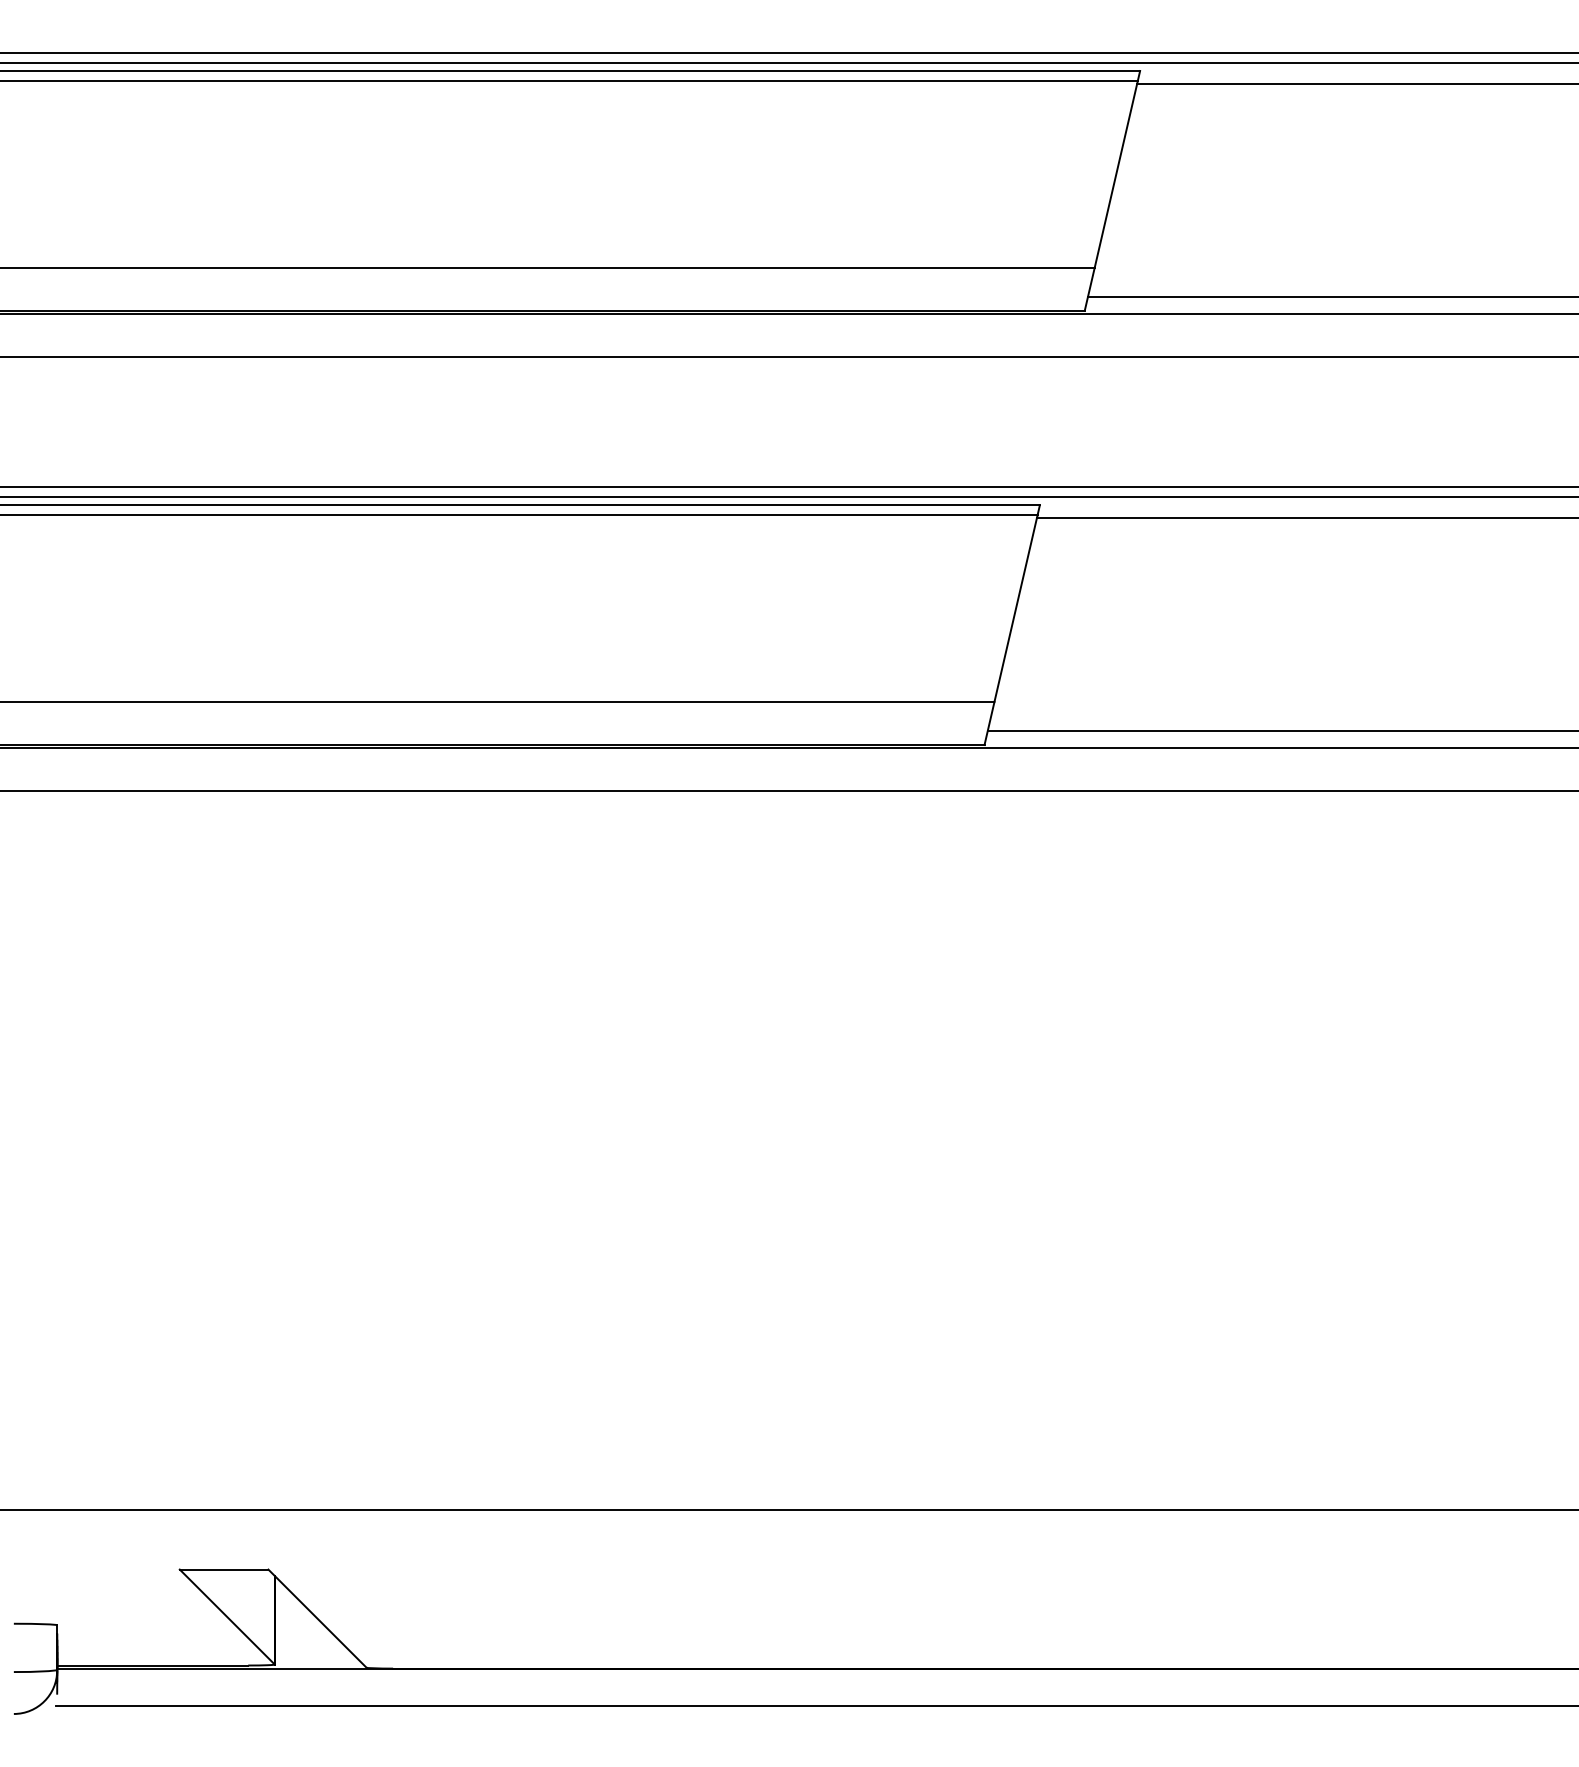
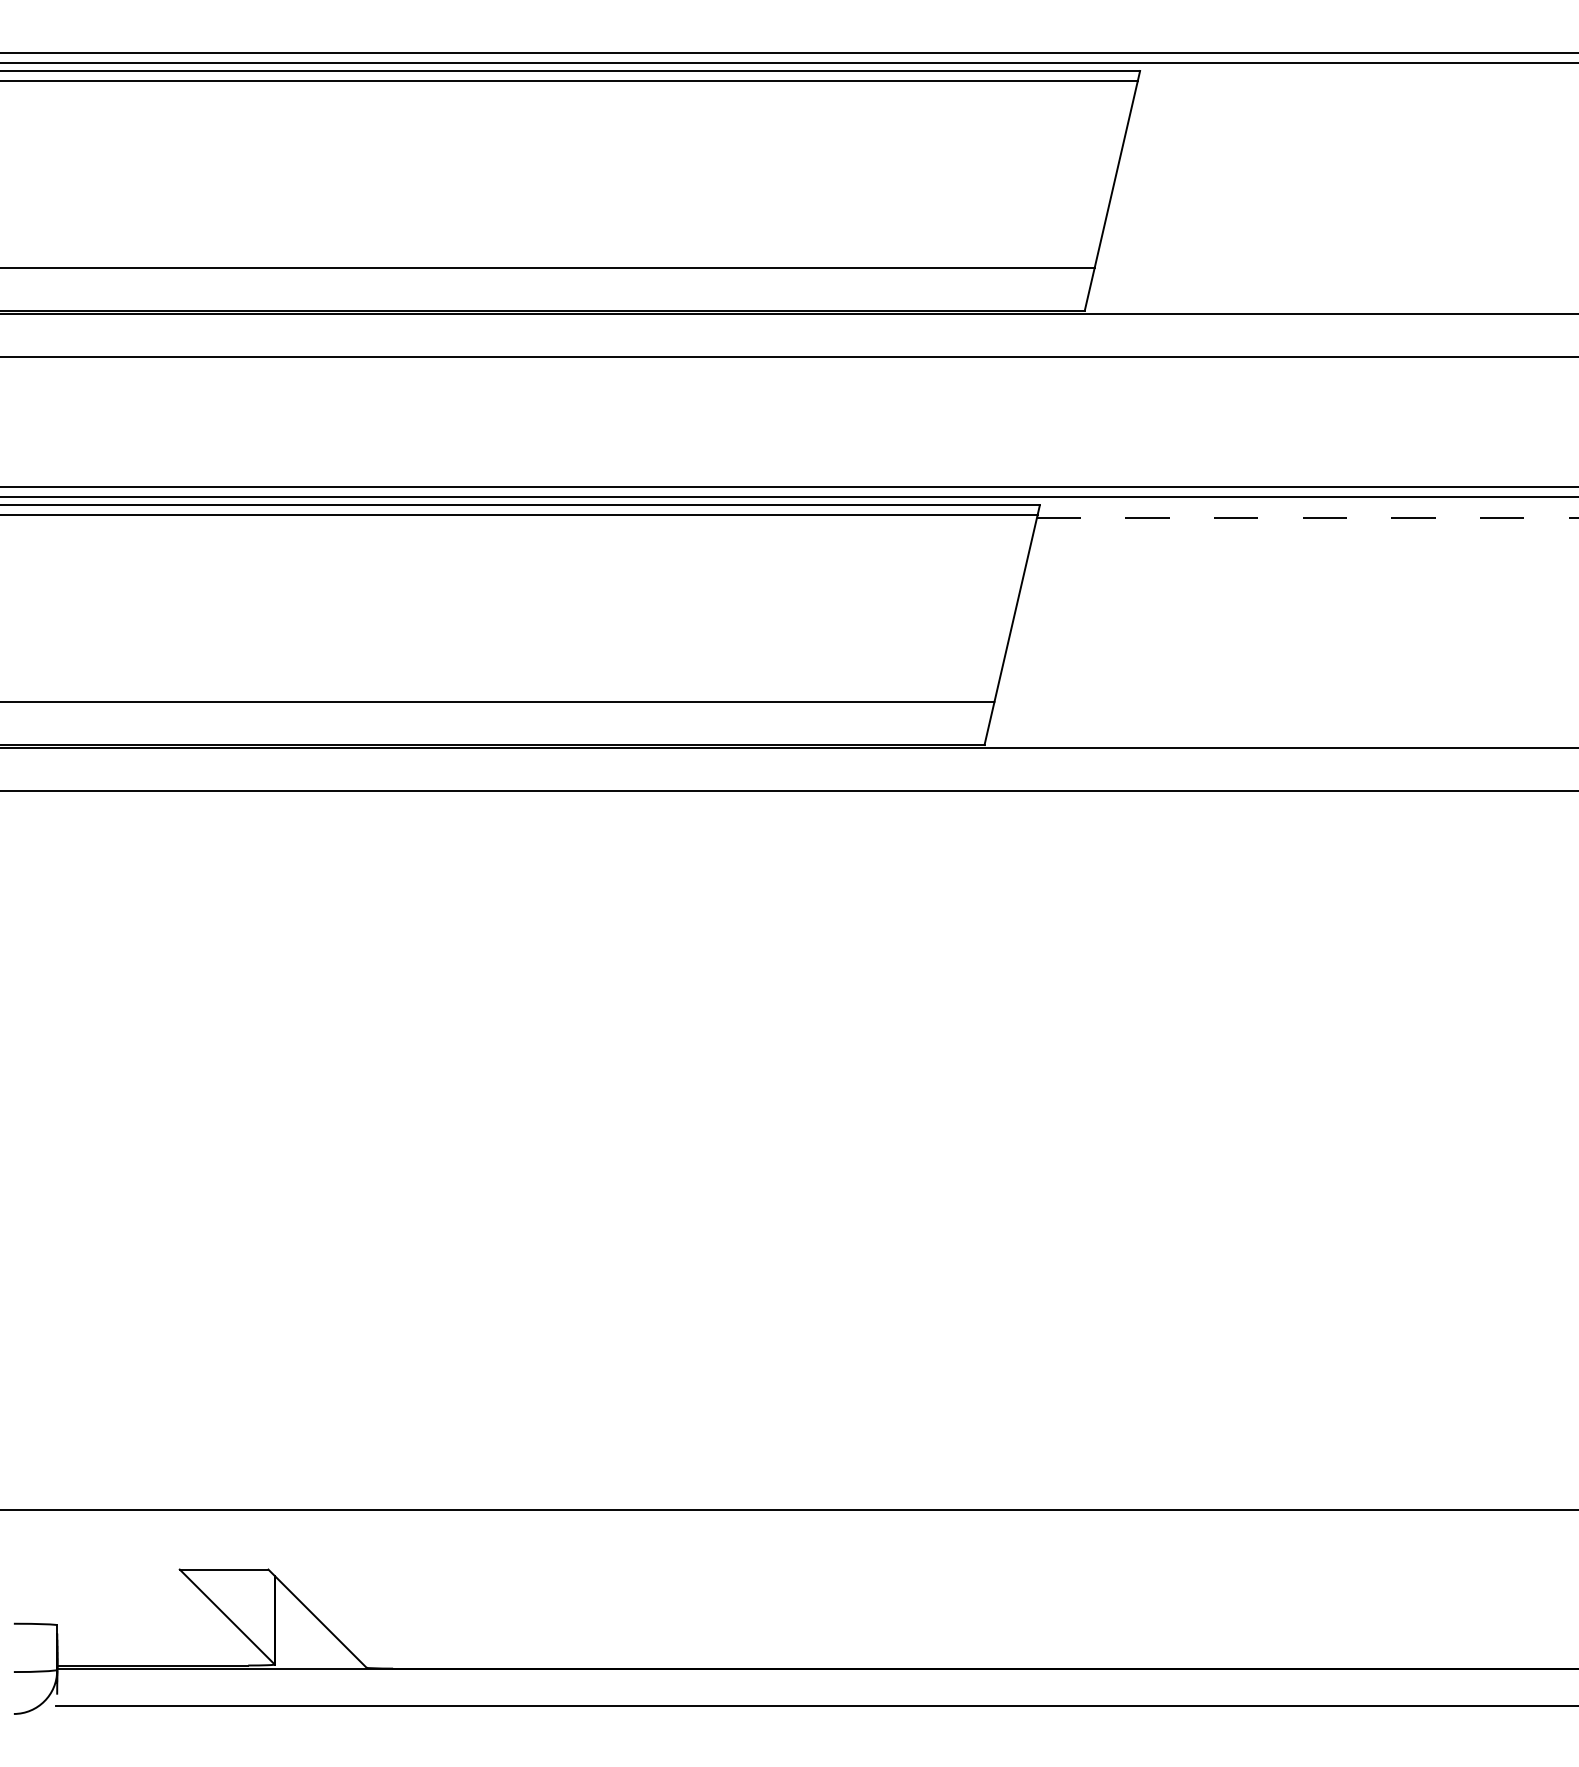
line: present -> none (1356, 84)
line: present -> none (1331, 296)
line: solid -> dashed (1307, 518)
line: present -> none (1281, 730)
